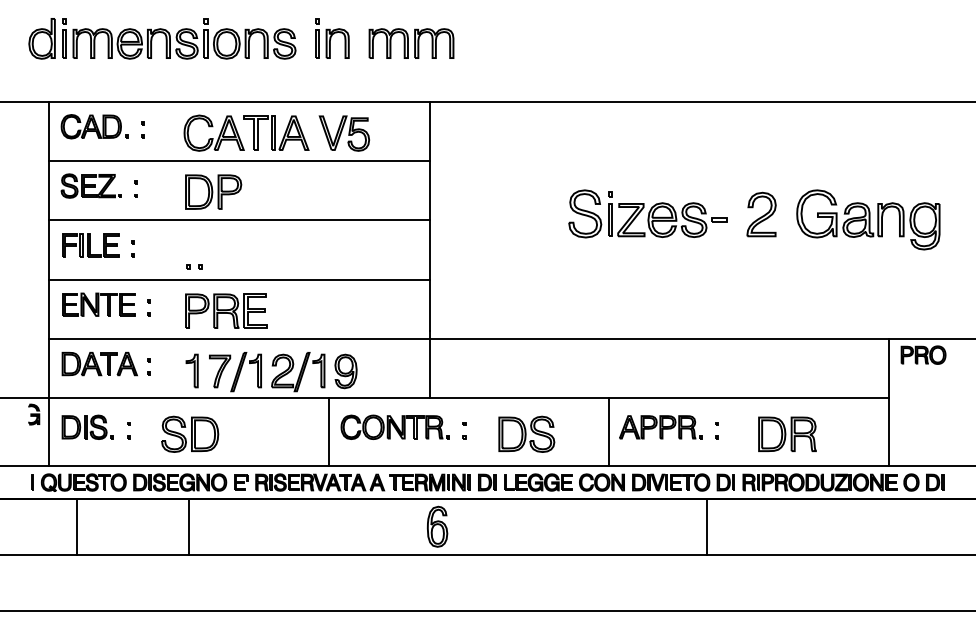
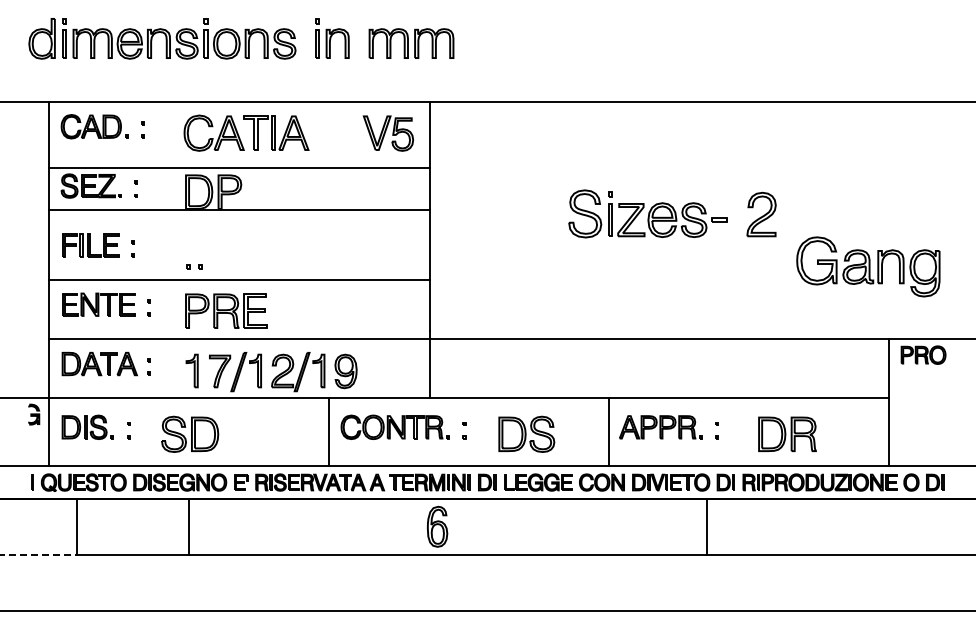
part position: (343, 133) -> (387, 133) (387, 133)
line position: (238, 161) -> (238, 168) (238, 168)
part position: (868, 219) -> (868, 266) (868, 266)
line position: (238, 220) -> (238, 210) (238, 210)
line: solid -> dashed (38, 555)
